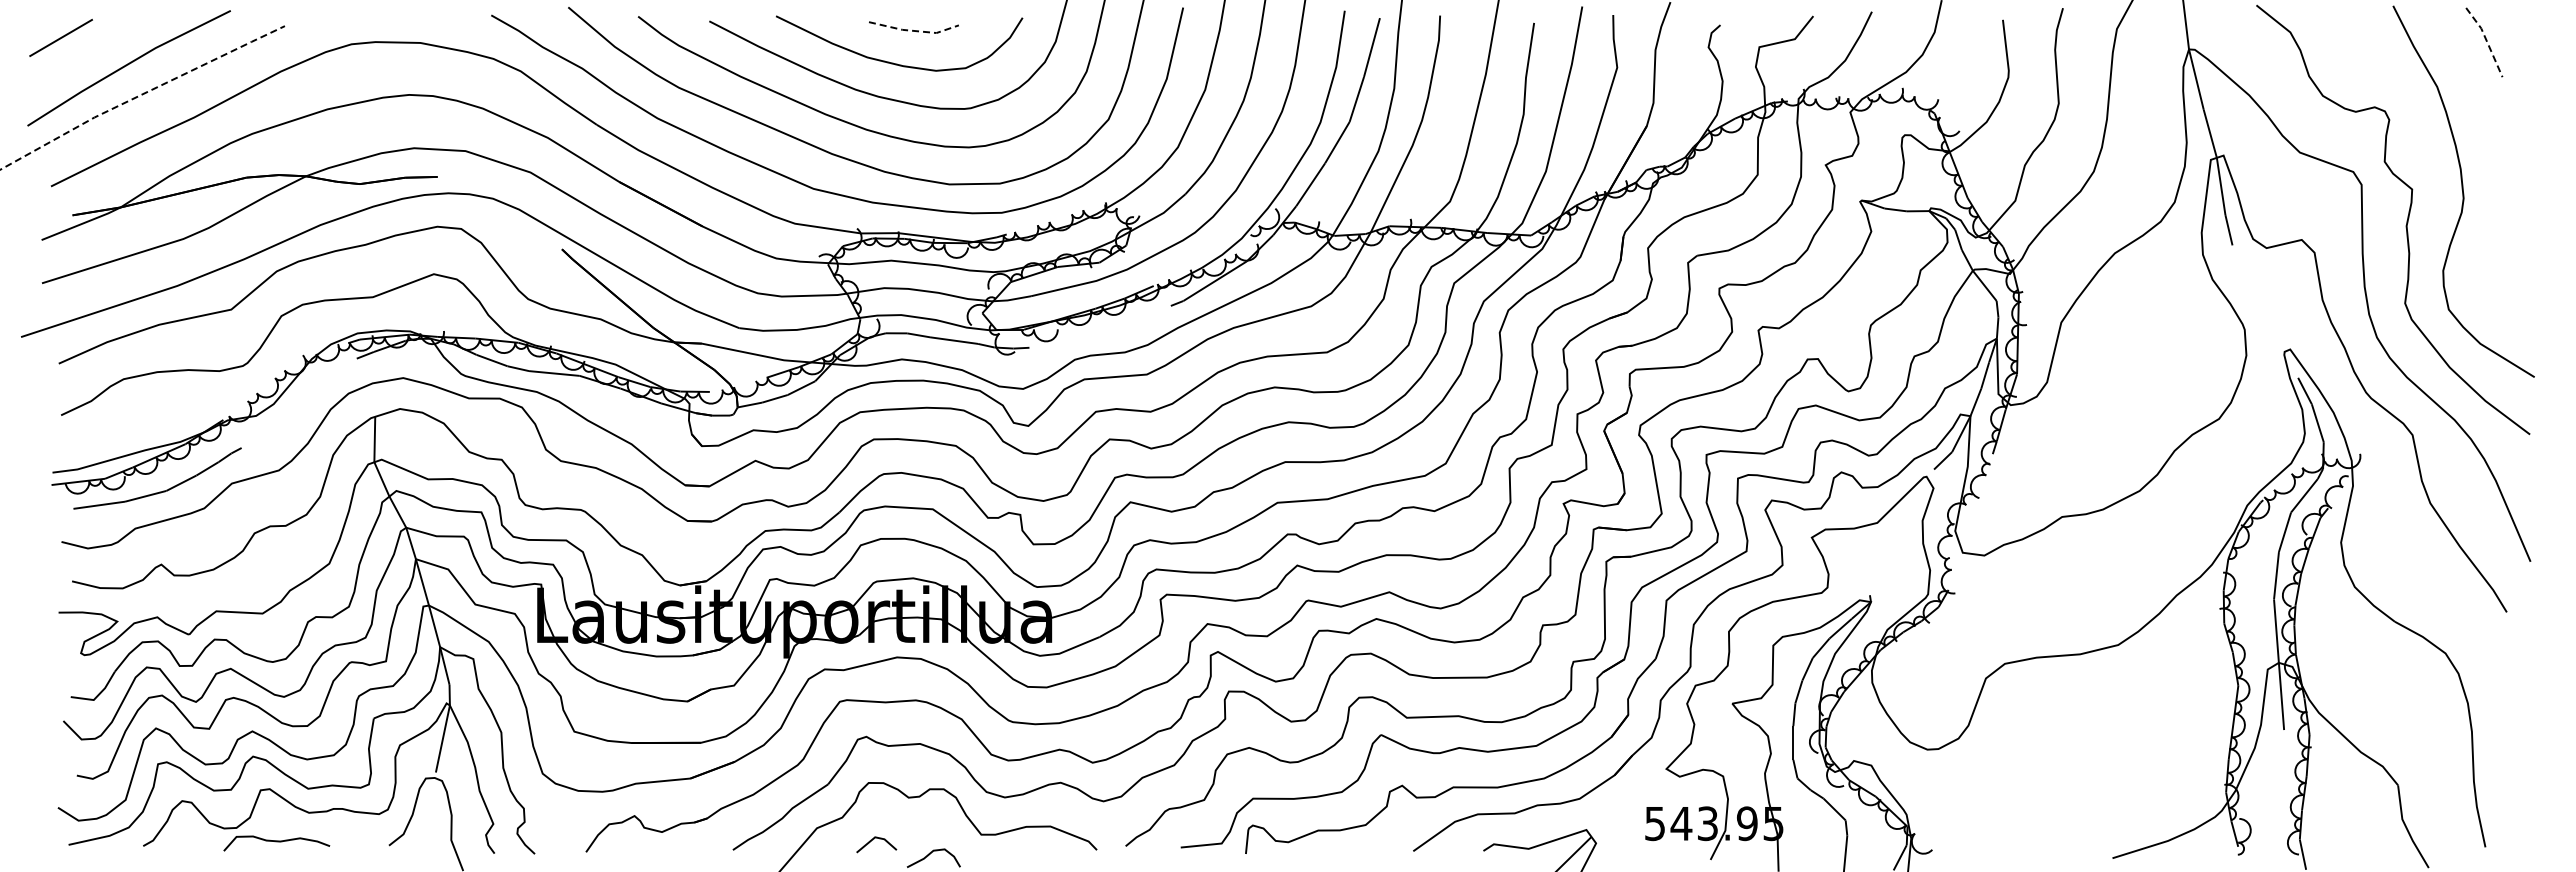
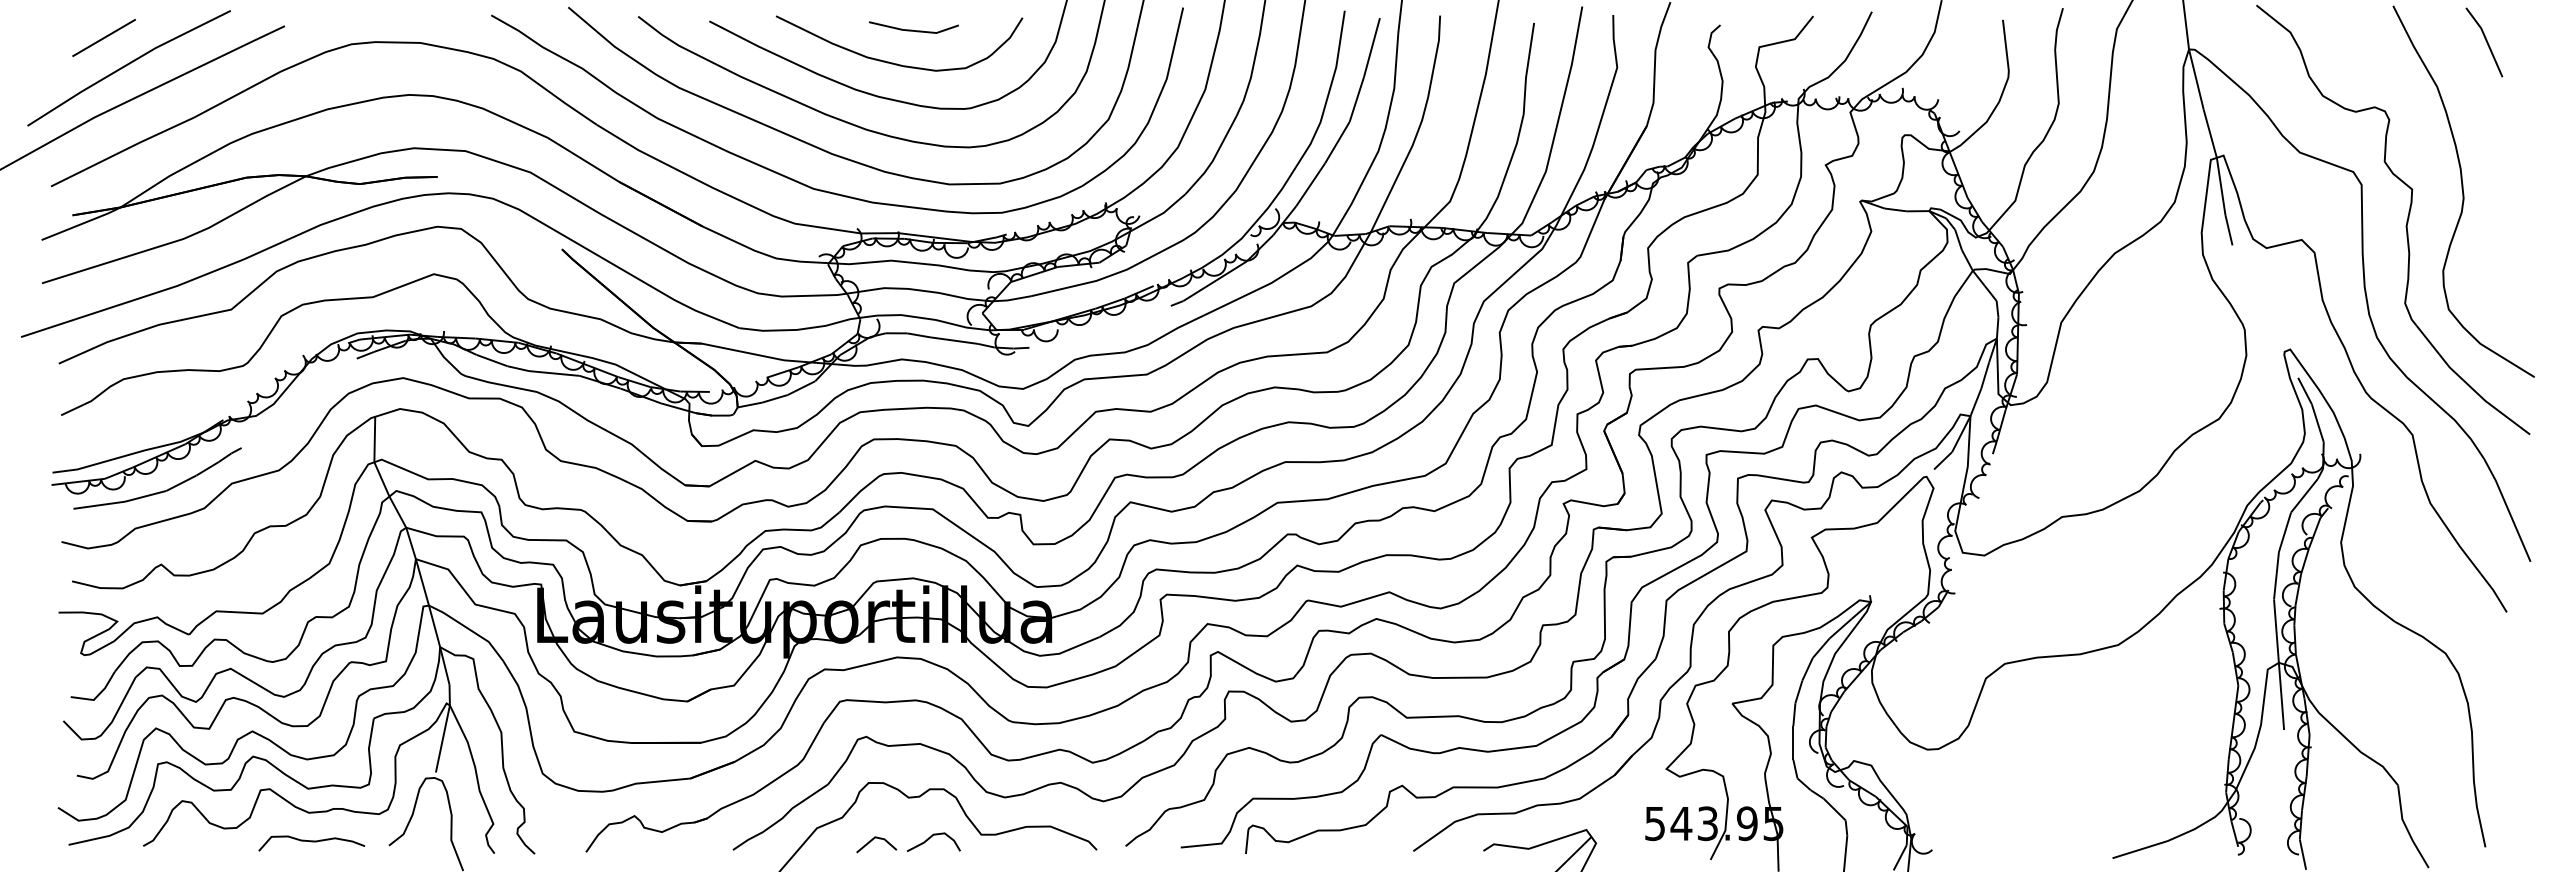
line: dashed -> solid (914, 30)
line position: (60, 37) -> (103, 37) (103, 37)
line: dashed -> solid (2486, 41)
line: dashed -> solid (142, 94)
curve position: (276, 842) -> (311, 842) (311, 842)
curve position: (930, 854) -> (930, 838) (930, 838)
